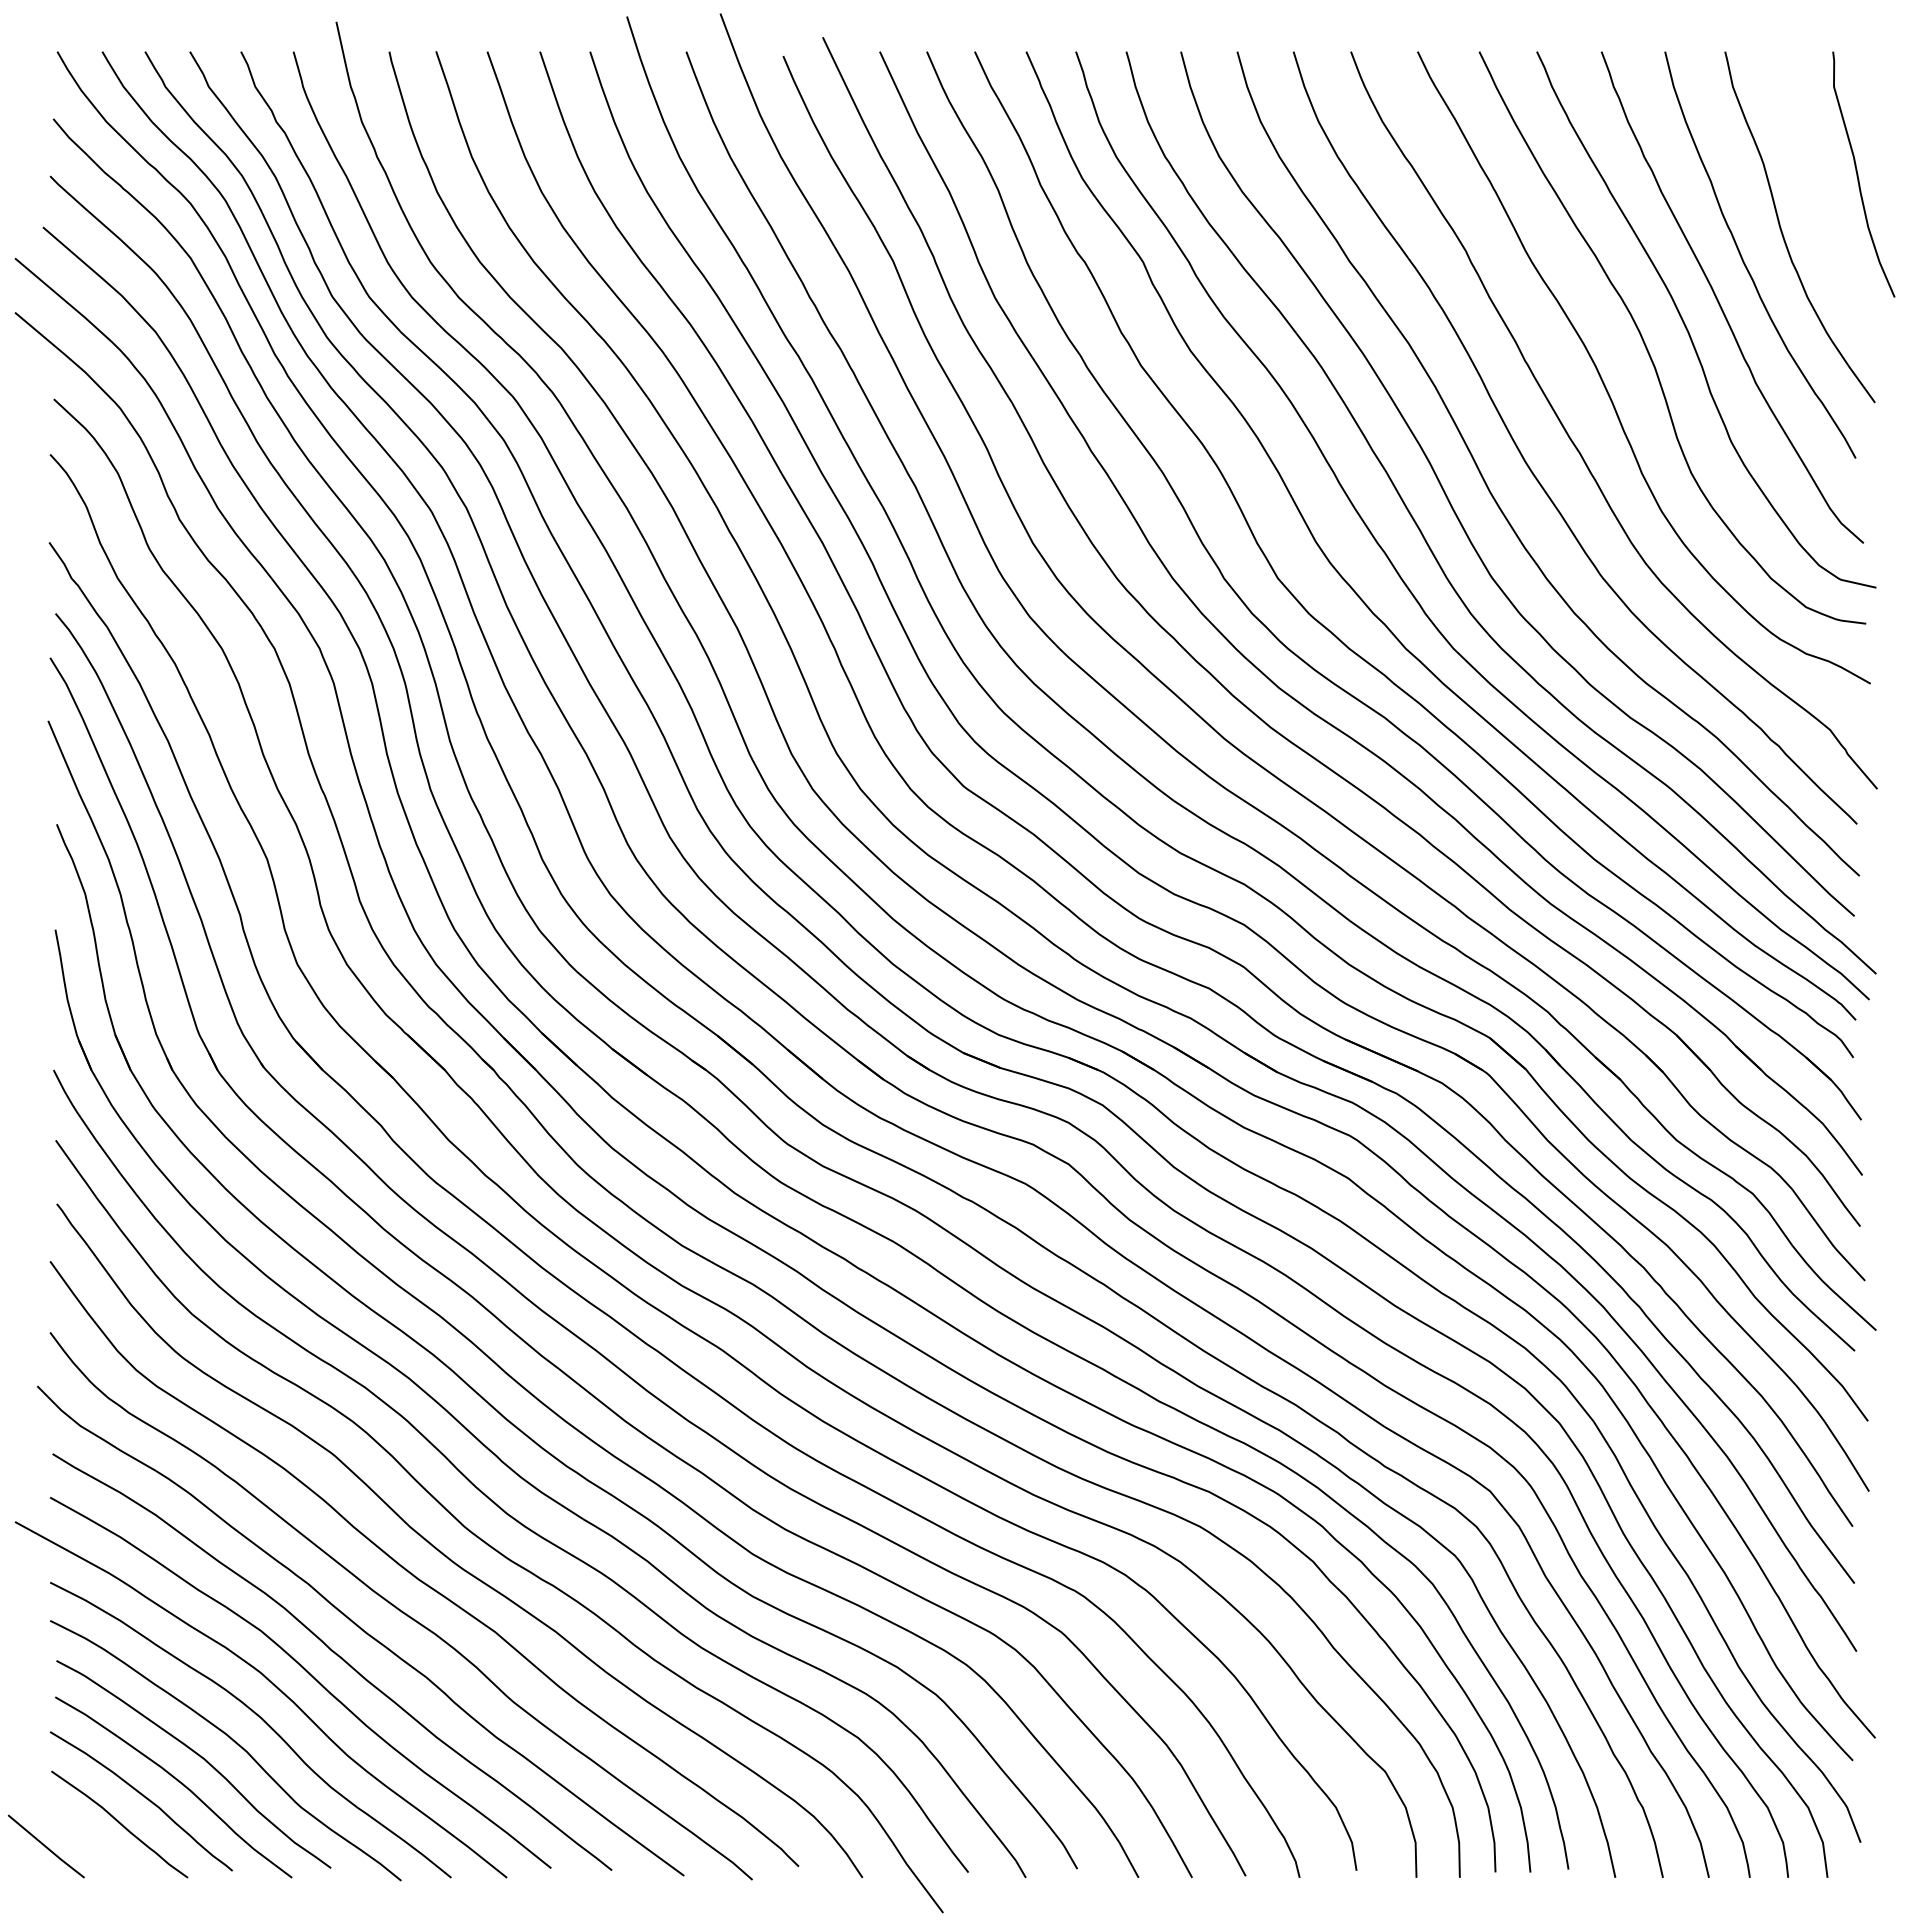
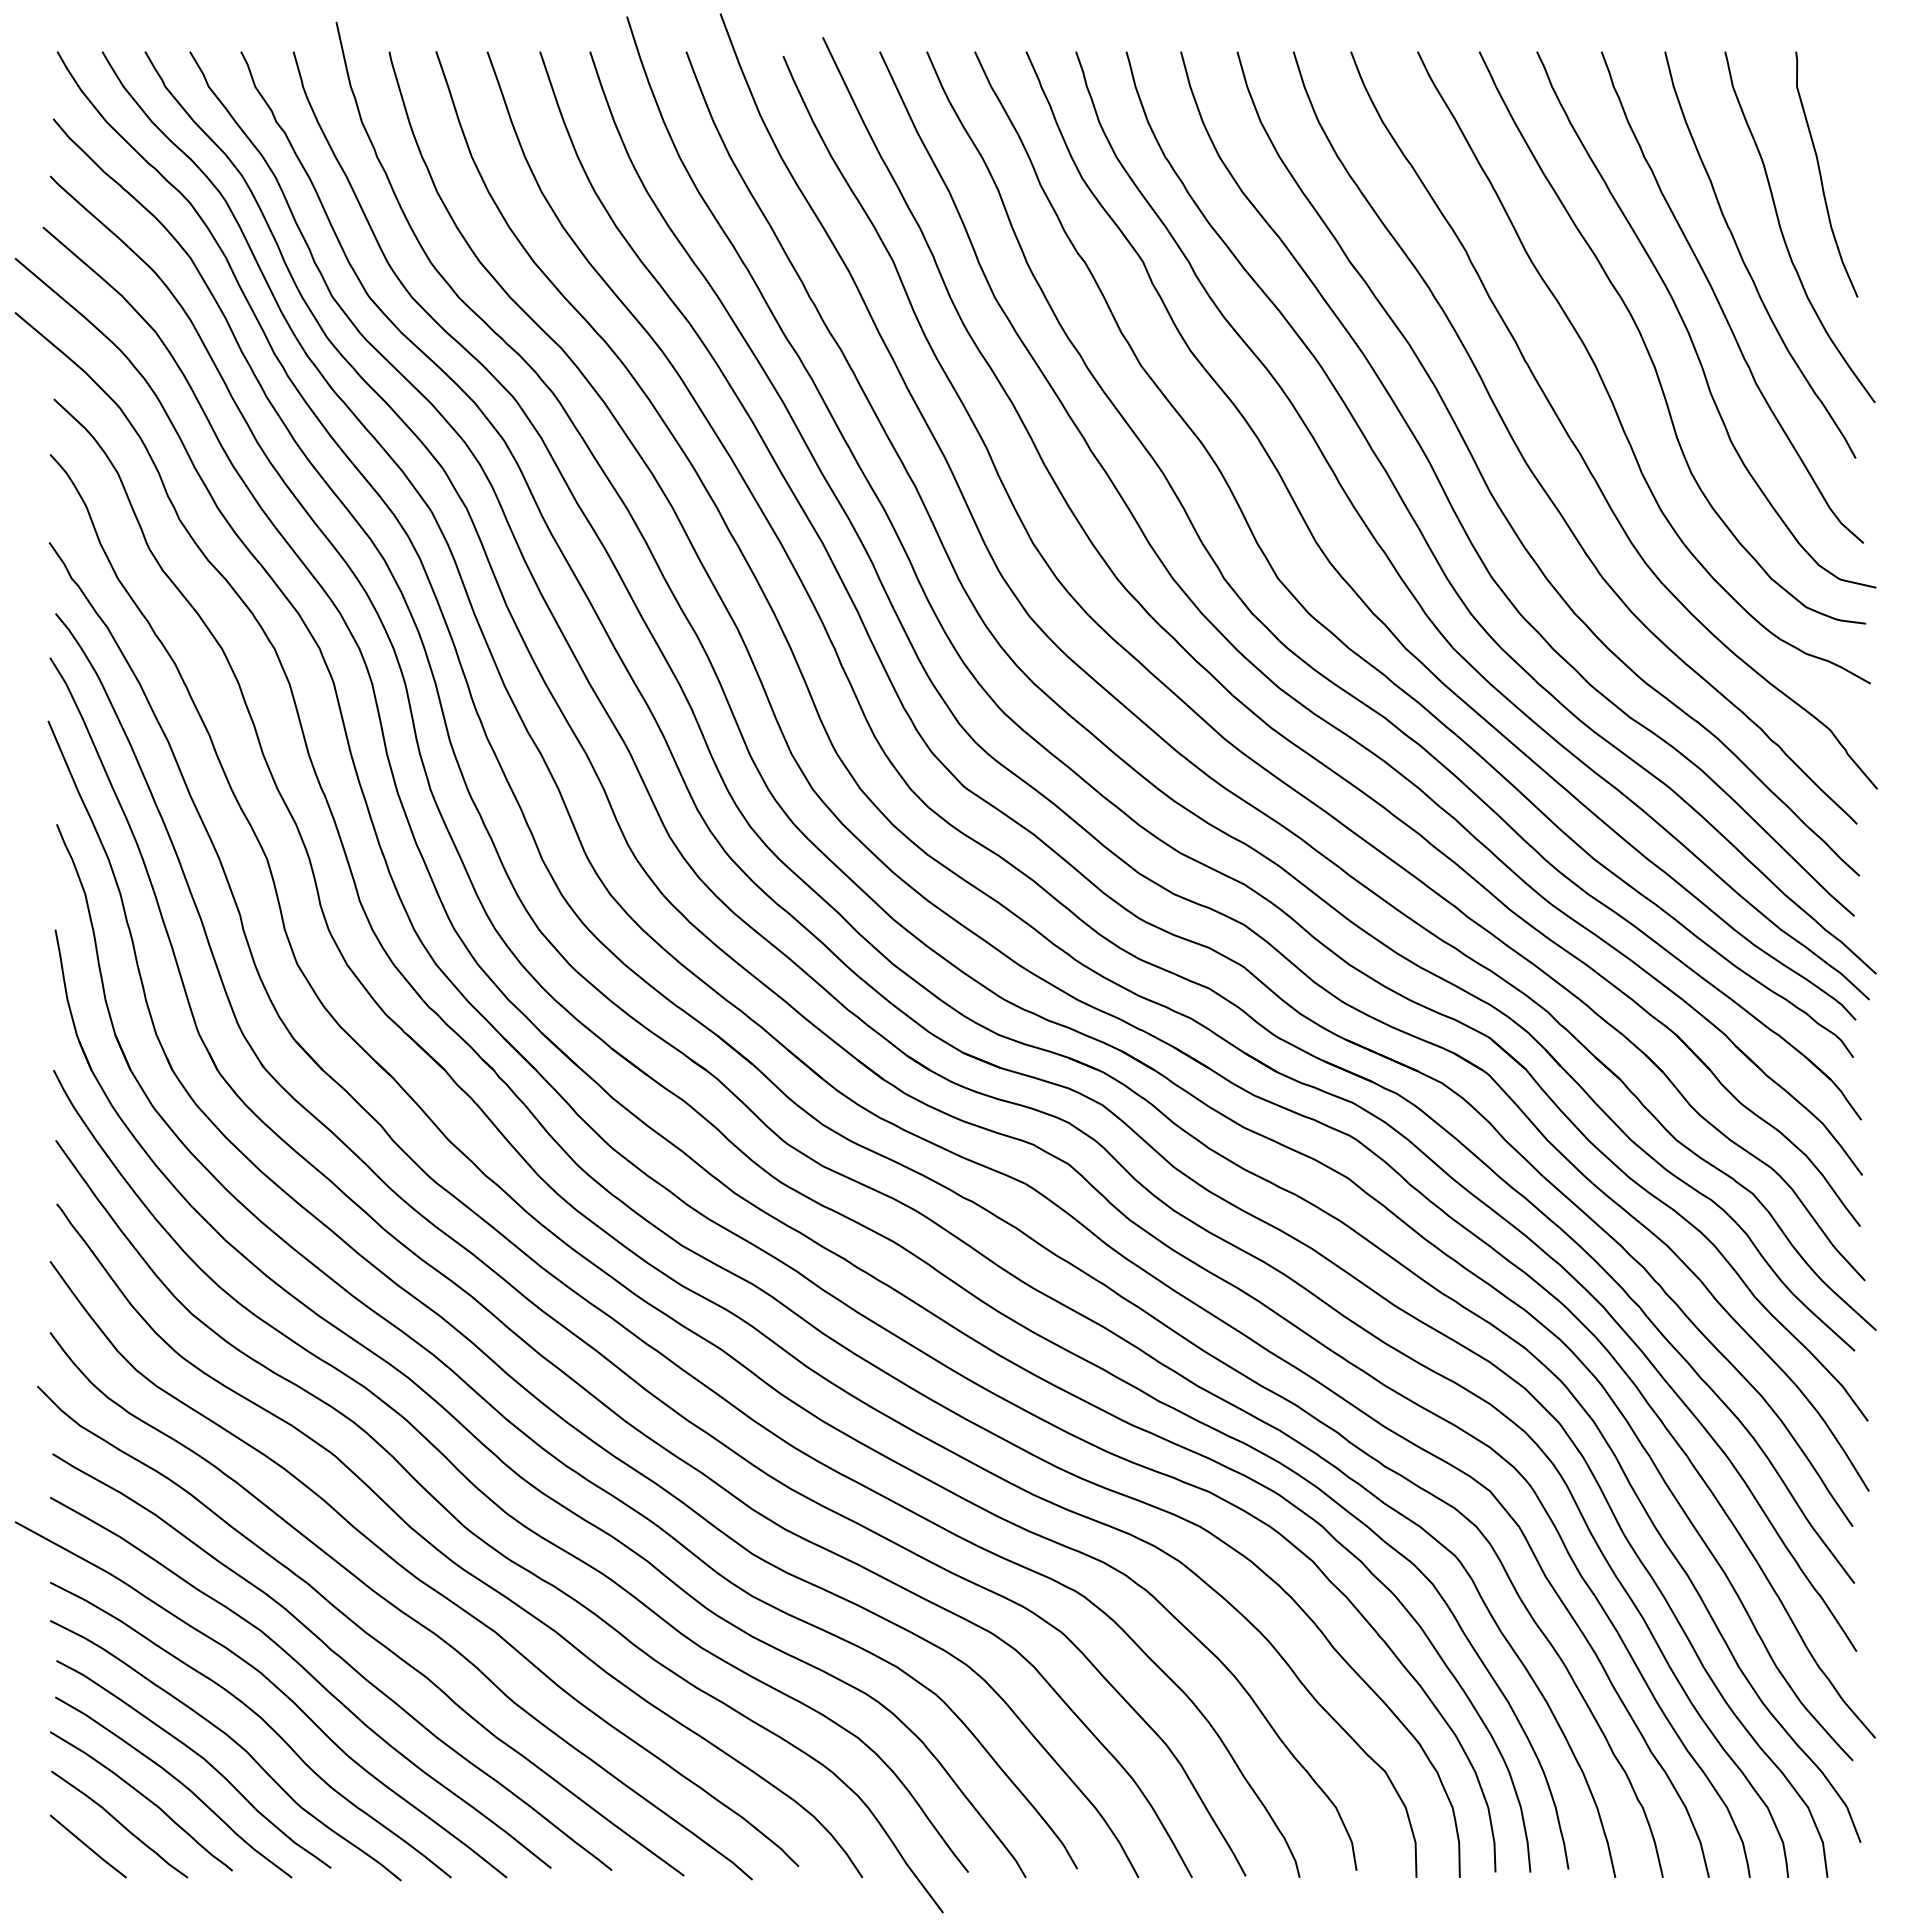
curve position: (1858, 174) -> (1821, 174) (1821, 174)
line position: (45, 1846) -> (87, 1846) (87, 1846)
